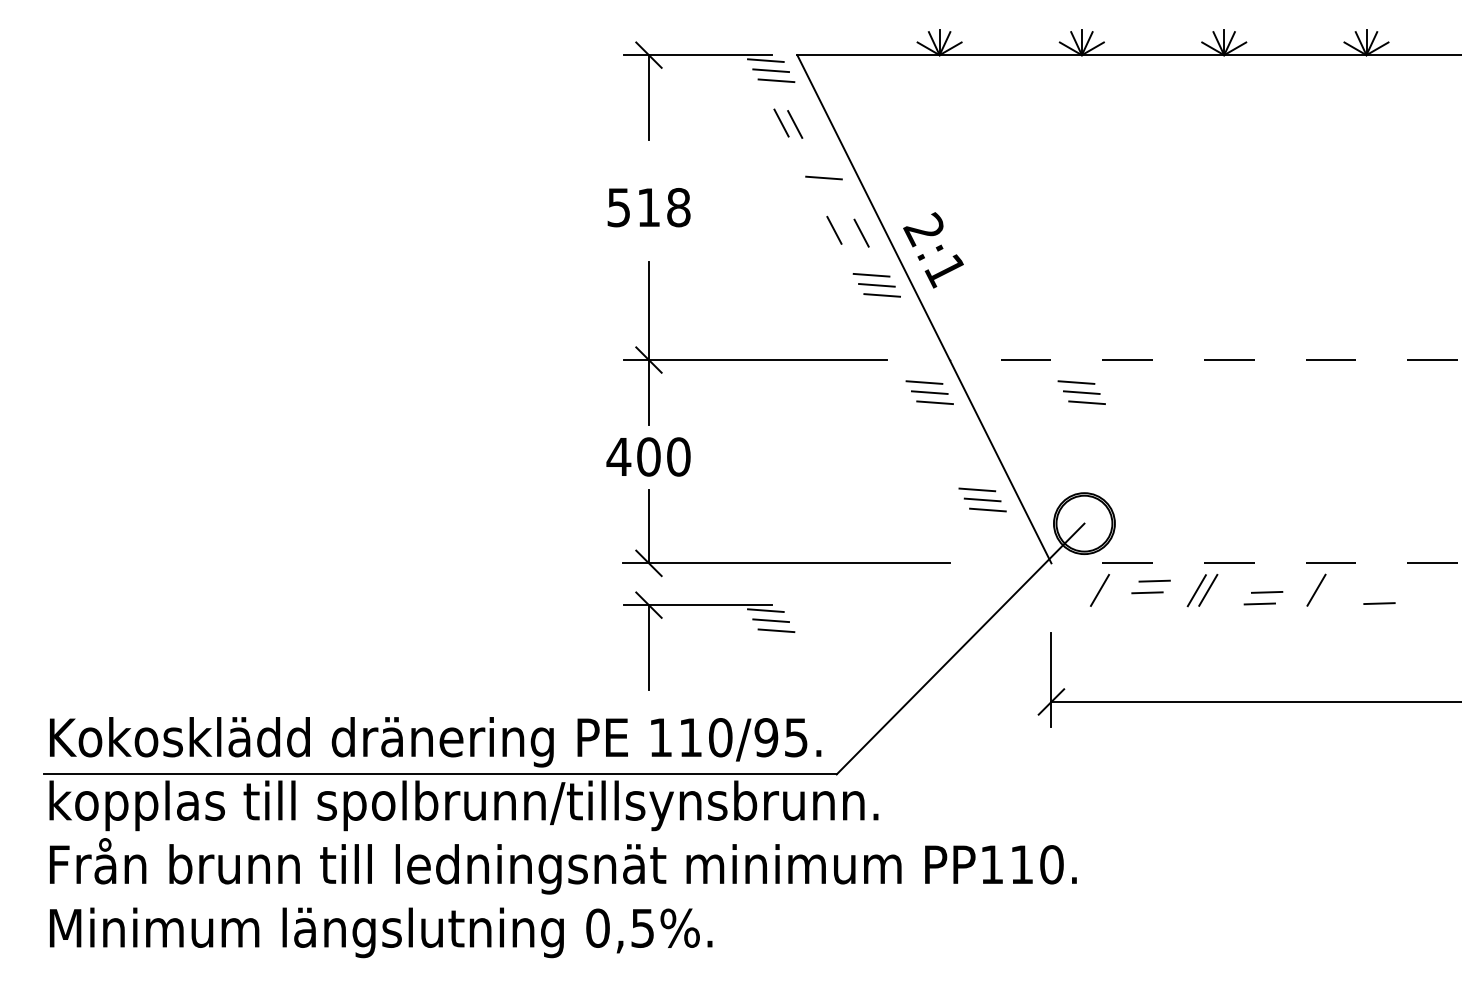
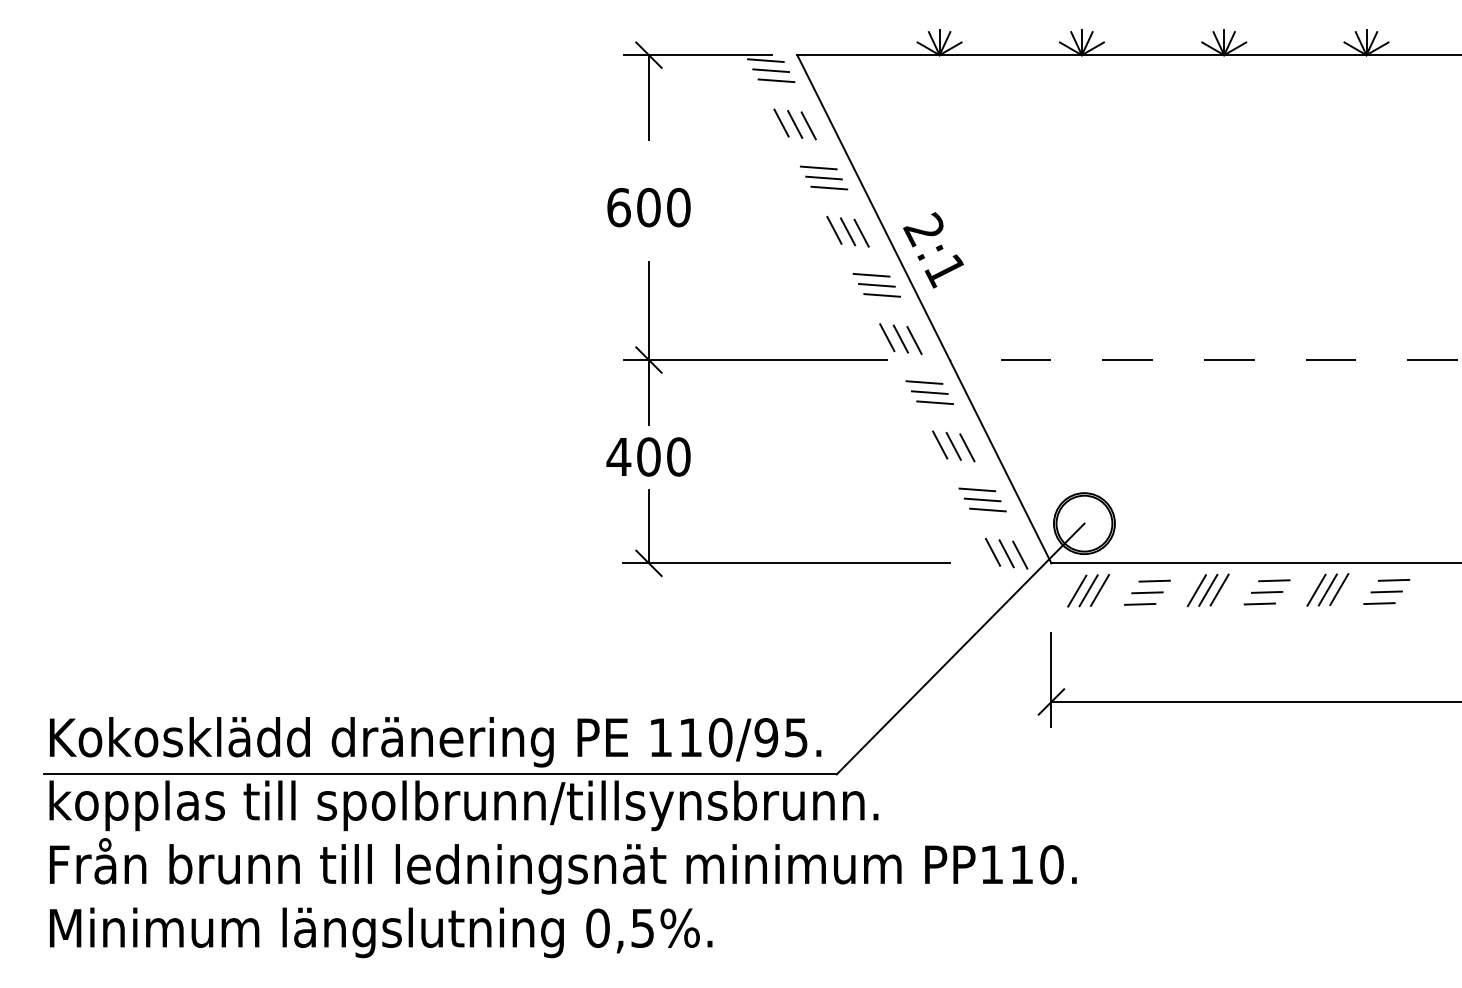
line: none -> present (808, 125)
line: none -> present (818, 167)
line: none -> present (829, 187)
text: 518 -> 600 (648, 207)
line: none -> present (848, 231)
line: none -> present (887, 337)
line: none -> present (900, 338)
line: none -> present (914, 340)
part: present -> none (1081, 392)
line: none -> present (940, 444)
line: none -> present (953, 446)
line: none -> present (967, 447)
line: none -> present (992, 551)
line: none -> present (1006, 553)
line: none -> present (1020, 554)
line: dashed -> solid (1256, 563)
line: none -> present (1393, 579)
line: none -> present (1274, 580)
line: none -> present (1219, 589)
line: none -> present (1327, 589)
line: none -> present (1339, 589)
line: none -> present (1077, 590)
line: none -> present (1088, 590)
line: none -> present (1386, 591)
line: none -> present (1140, 603)
part: present -> none (709, 605)
